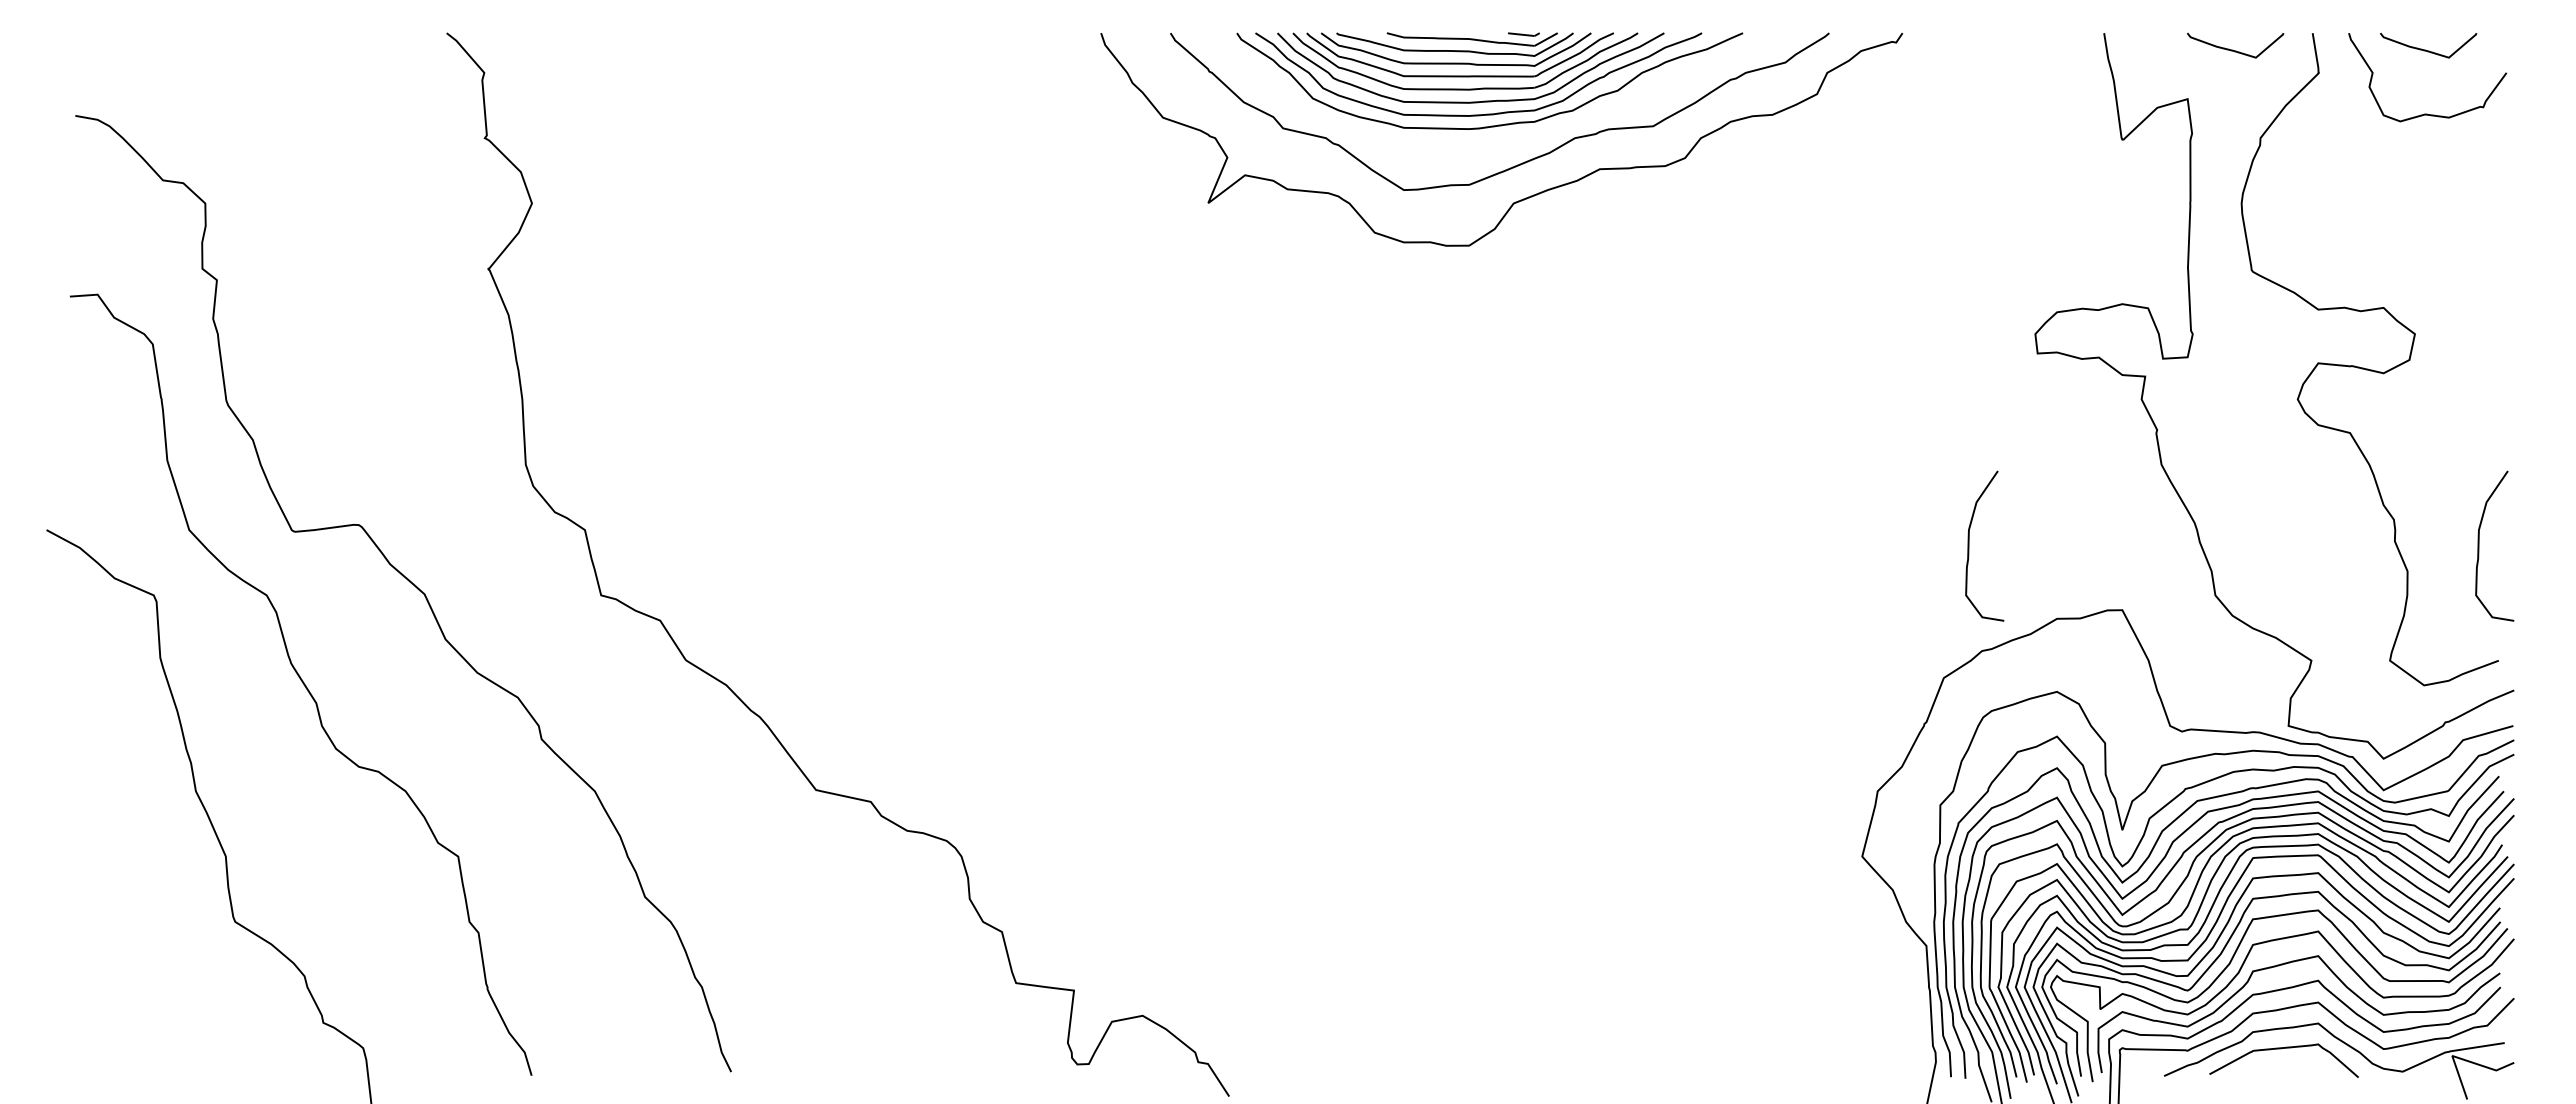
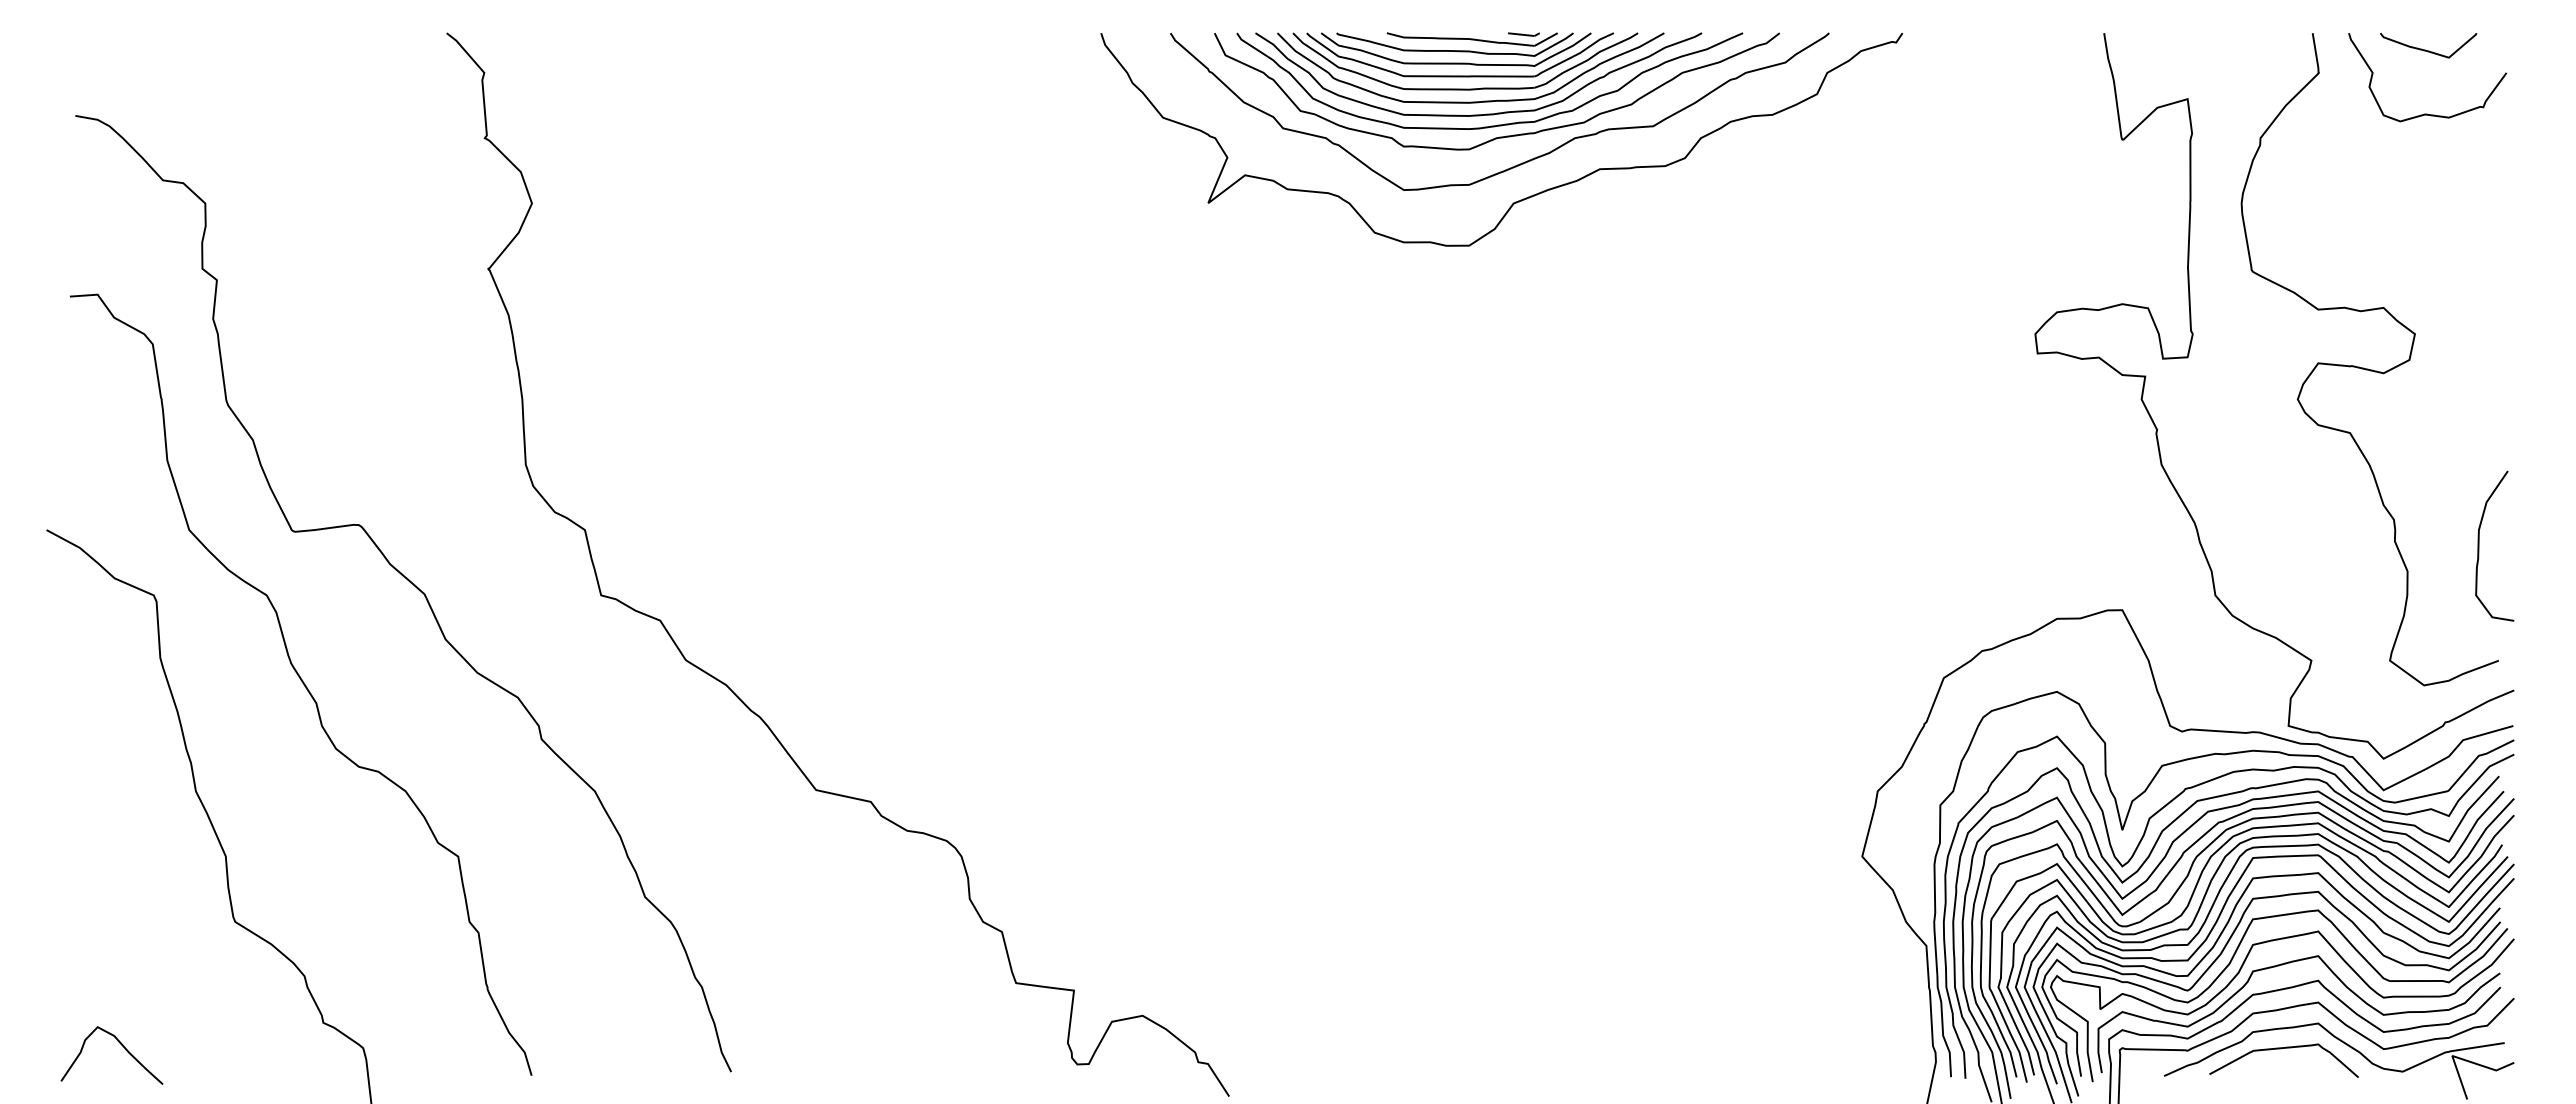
curve: present -> none (2232, 49)
curve: none -> present (1499, 136)
curve: present -> none (1969, 545)
curve: none -> present (121, 1045)
